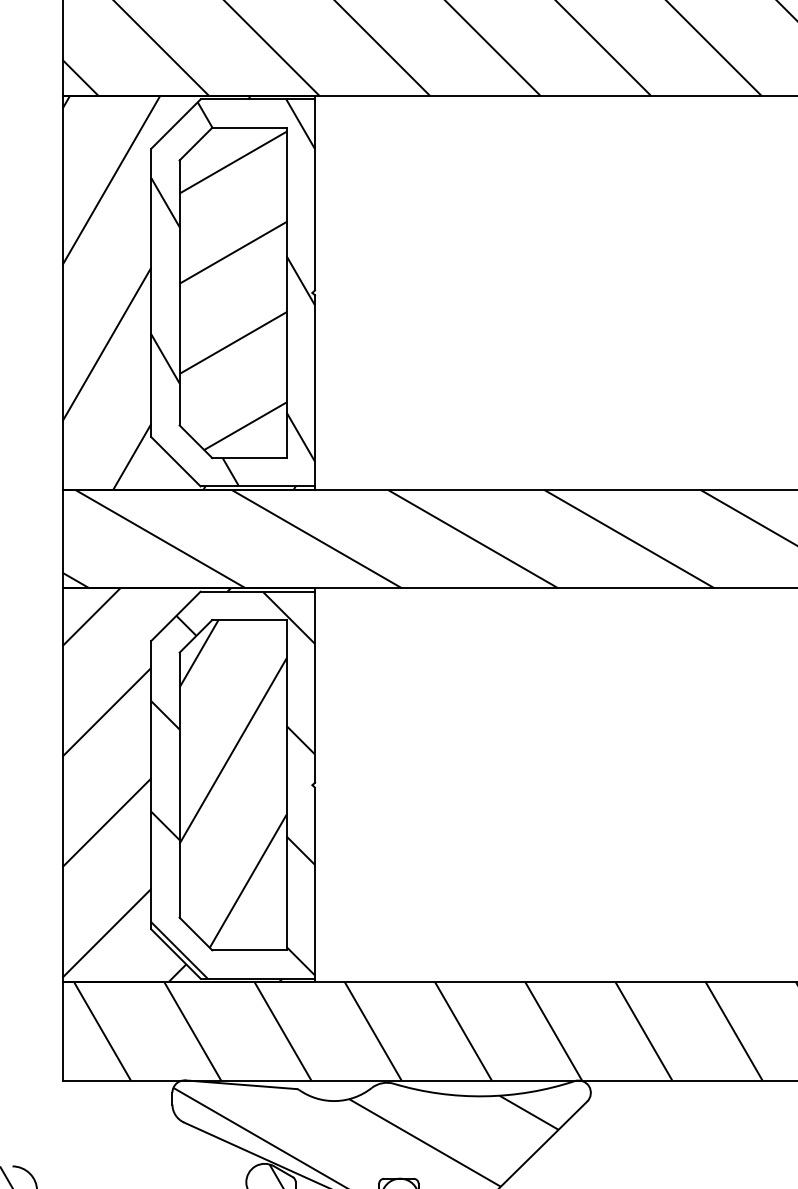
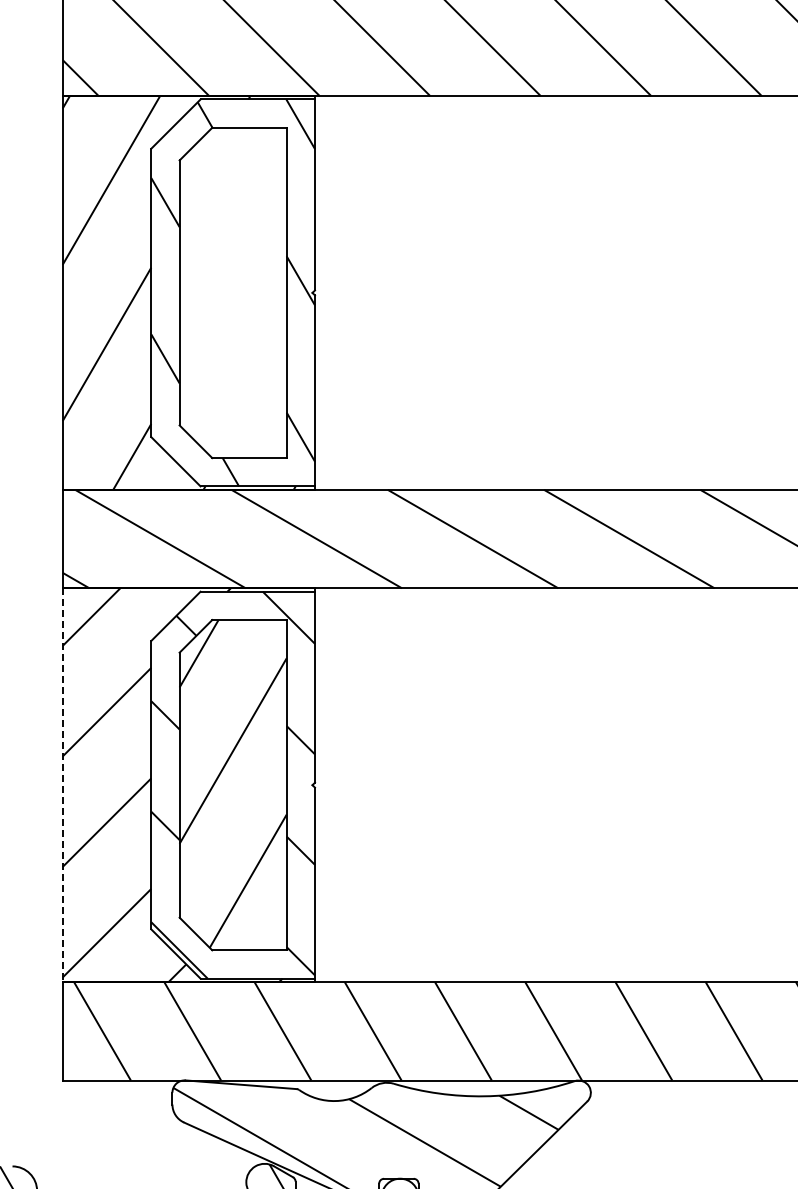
hatch: present -> none (232, 290)
line: solid -> dashed (62, 785)
